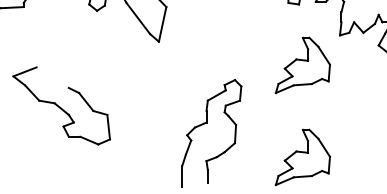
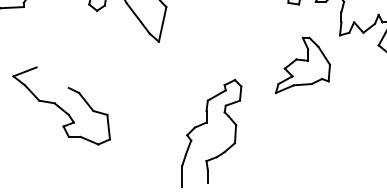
part: present -> none (302, 156)
